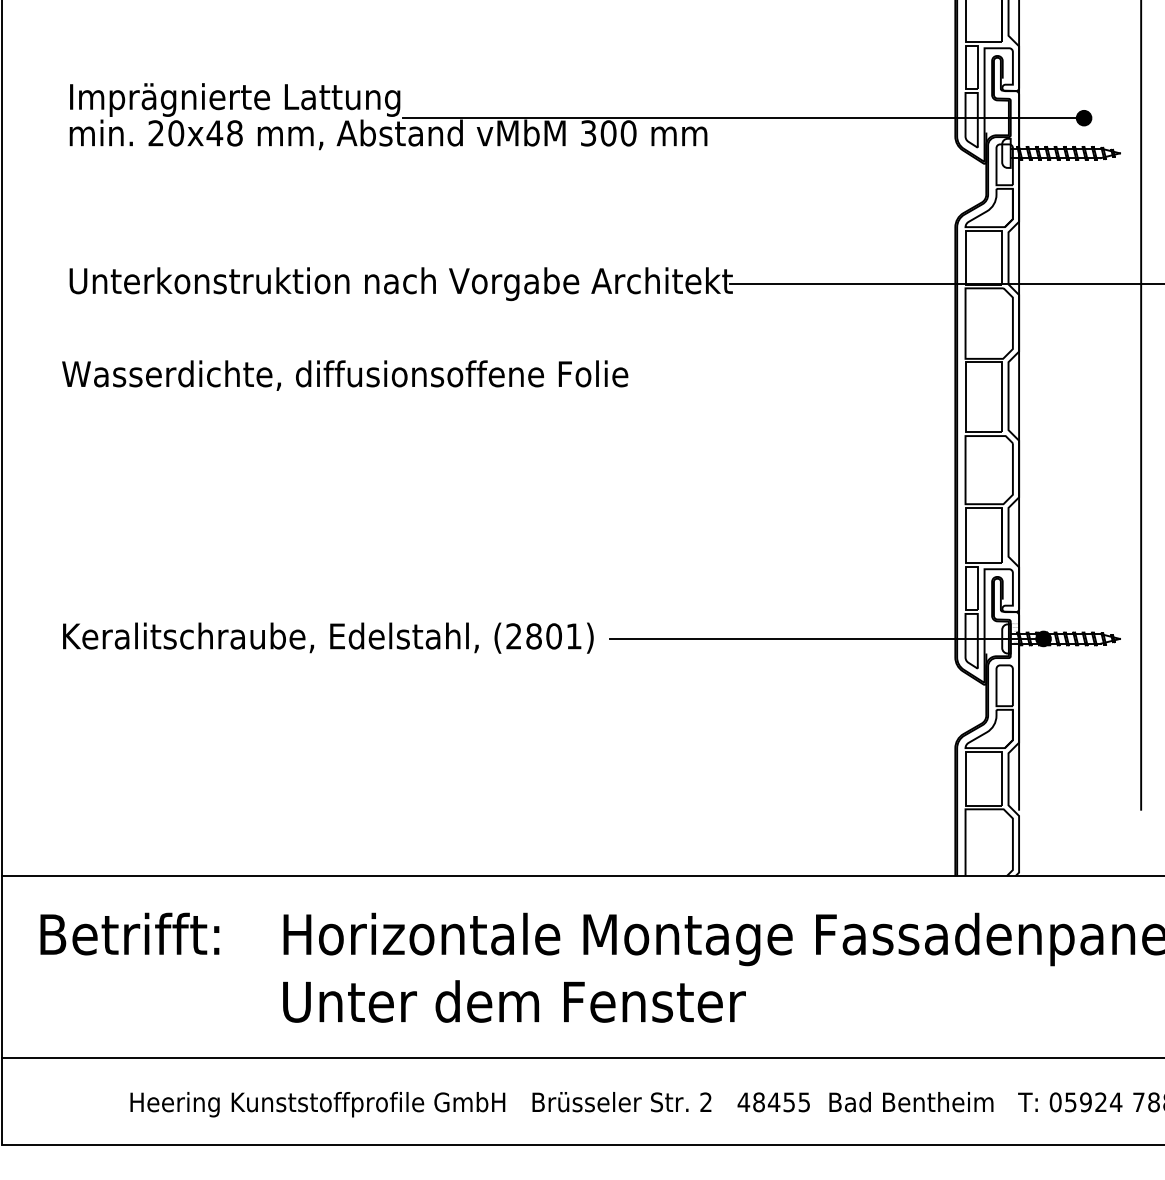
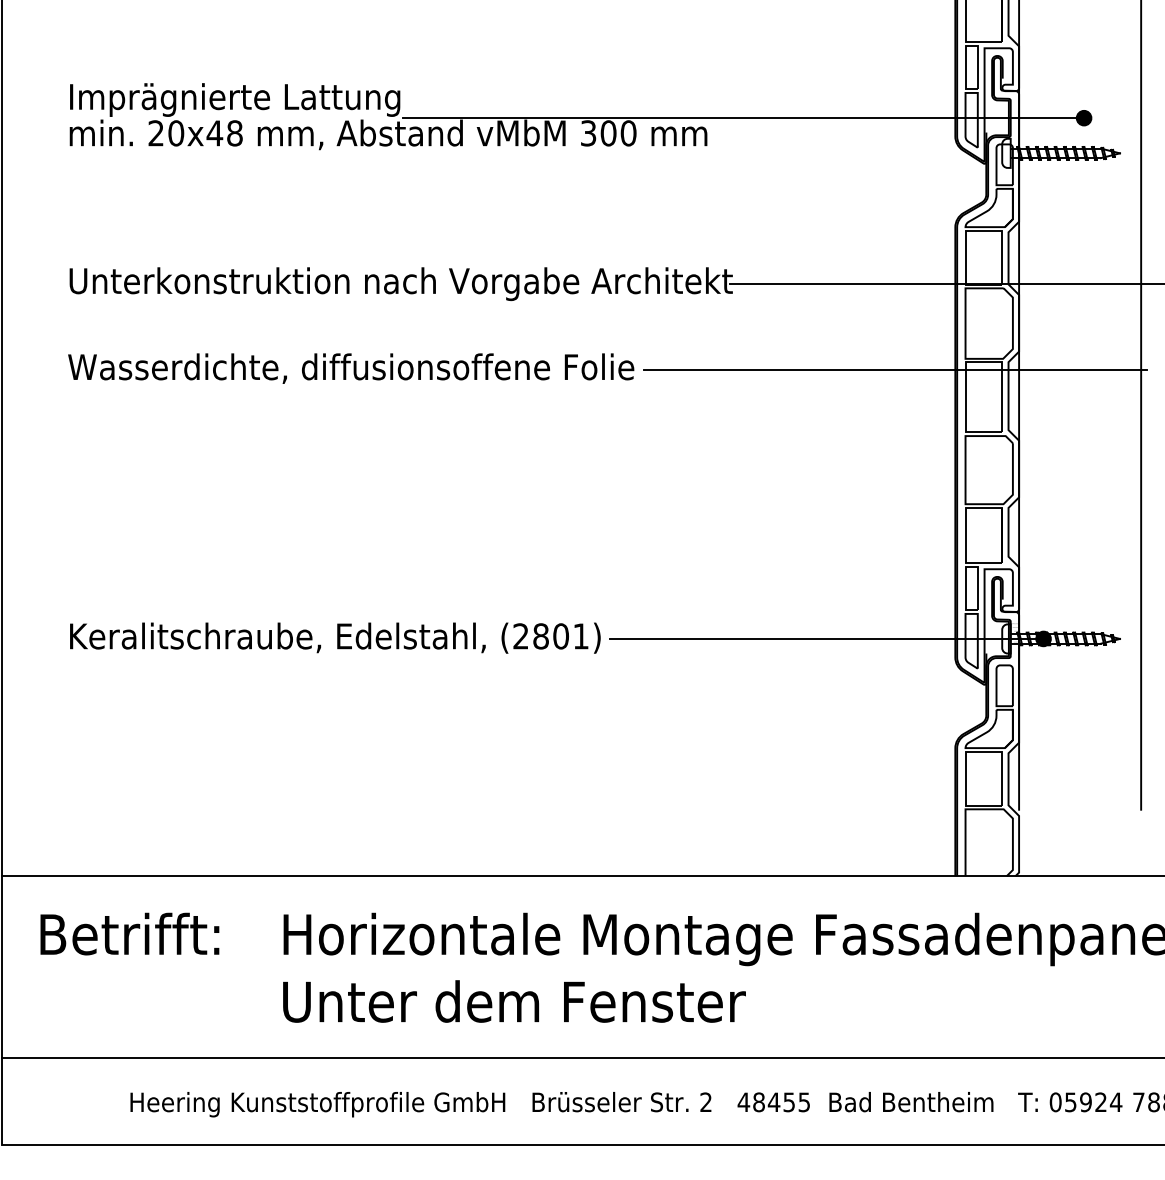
line: none -> present (895, 370)
text position: (345, 375) -> (351, 368) (351, 368)
text position: (328, 637) -> (335, 637) (335, 637)
